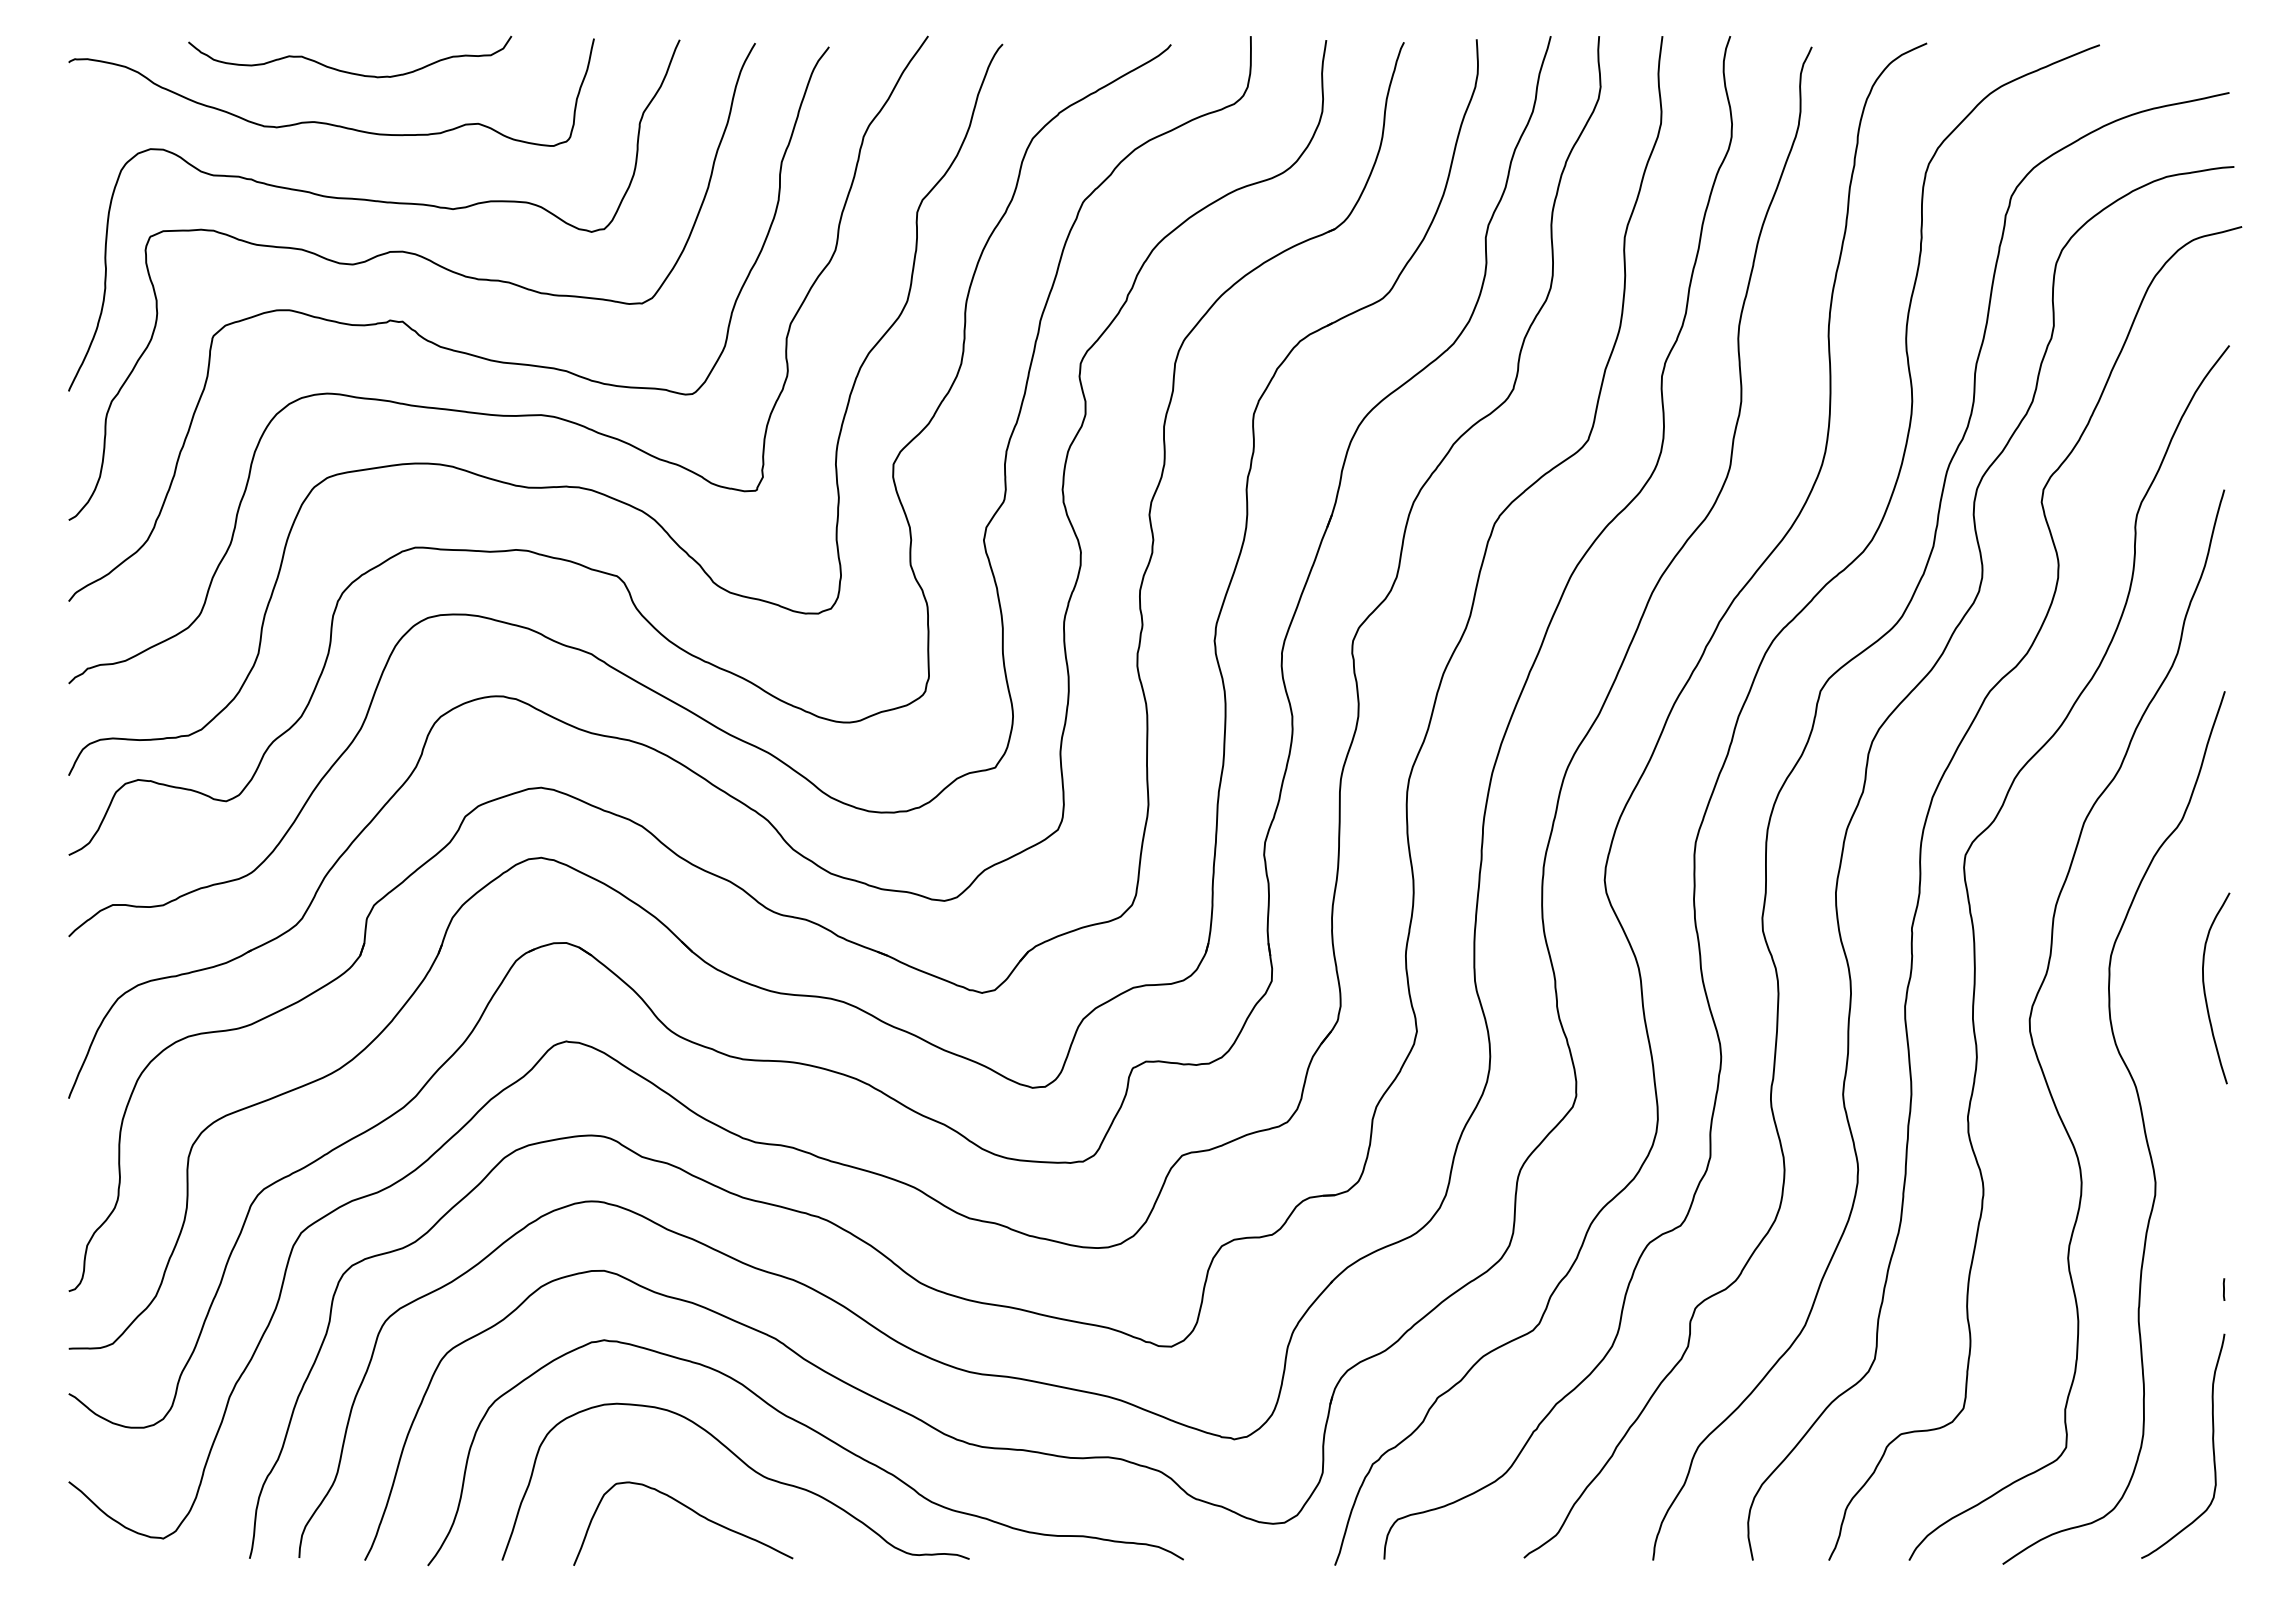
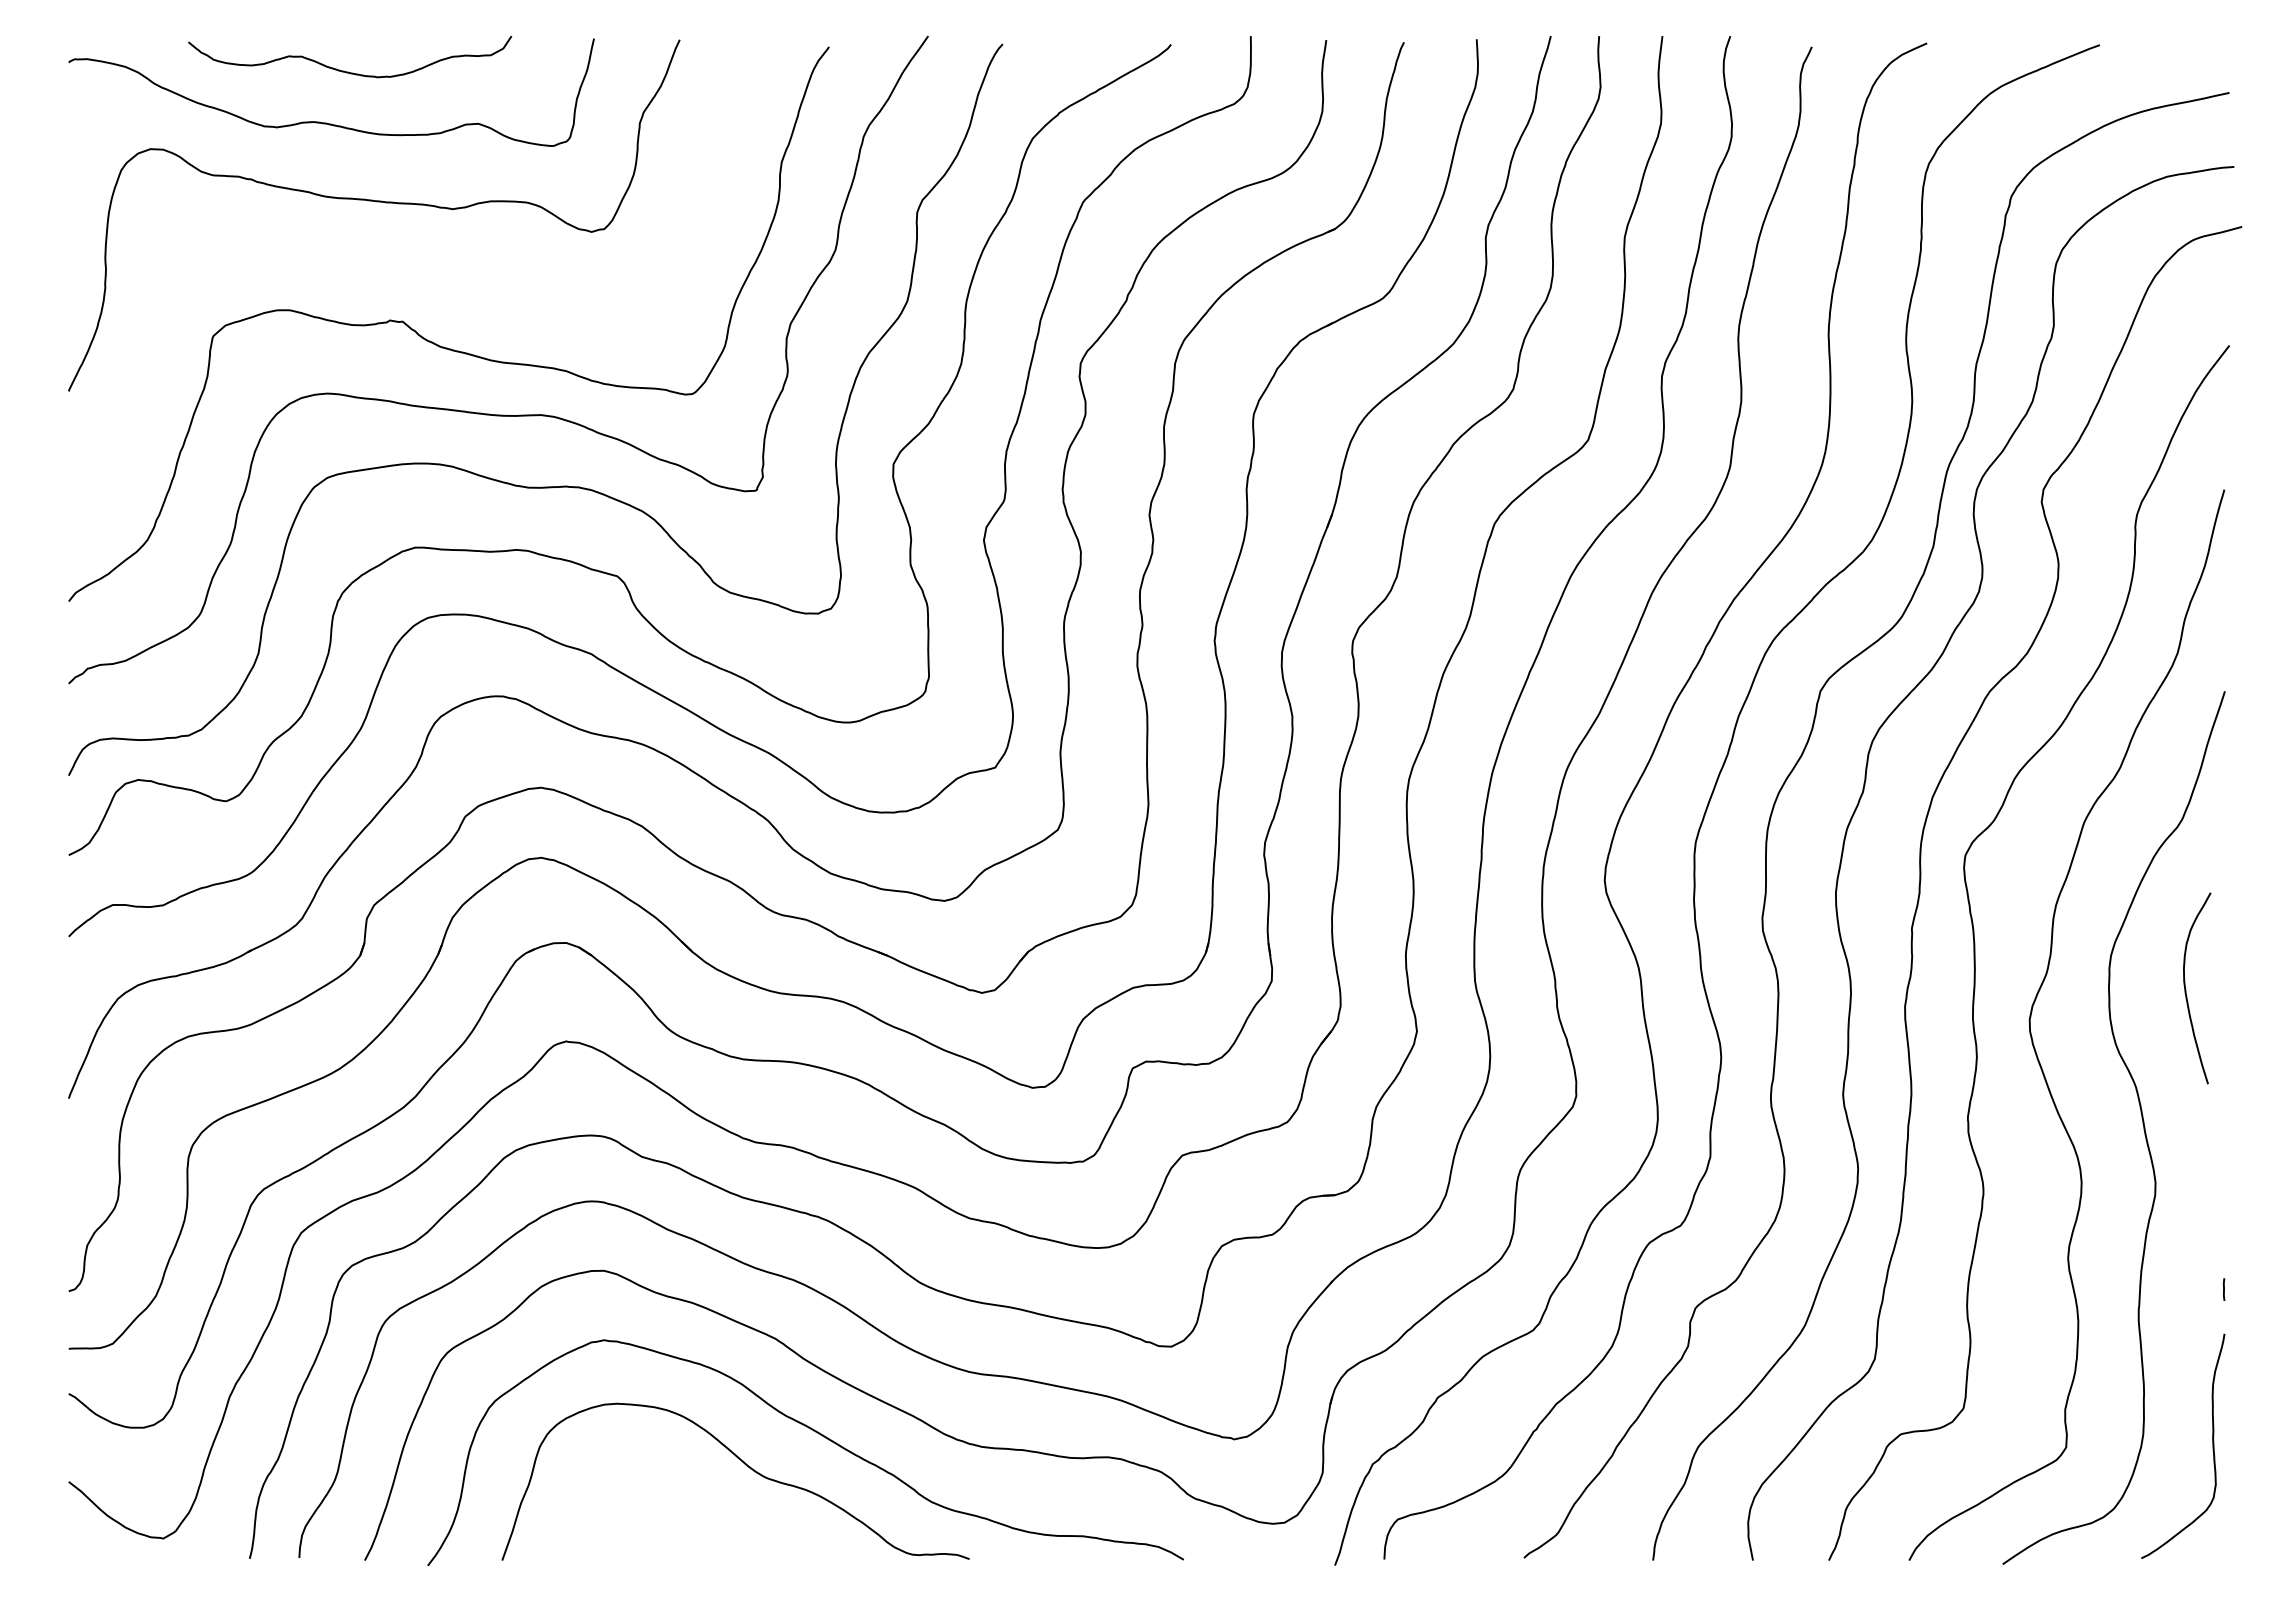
curve: present -> none (422, 258)
curve position: (2205, 989) -> (2186, 989) (2186, 989)
curve: present -> none (690, 1510)
